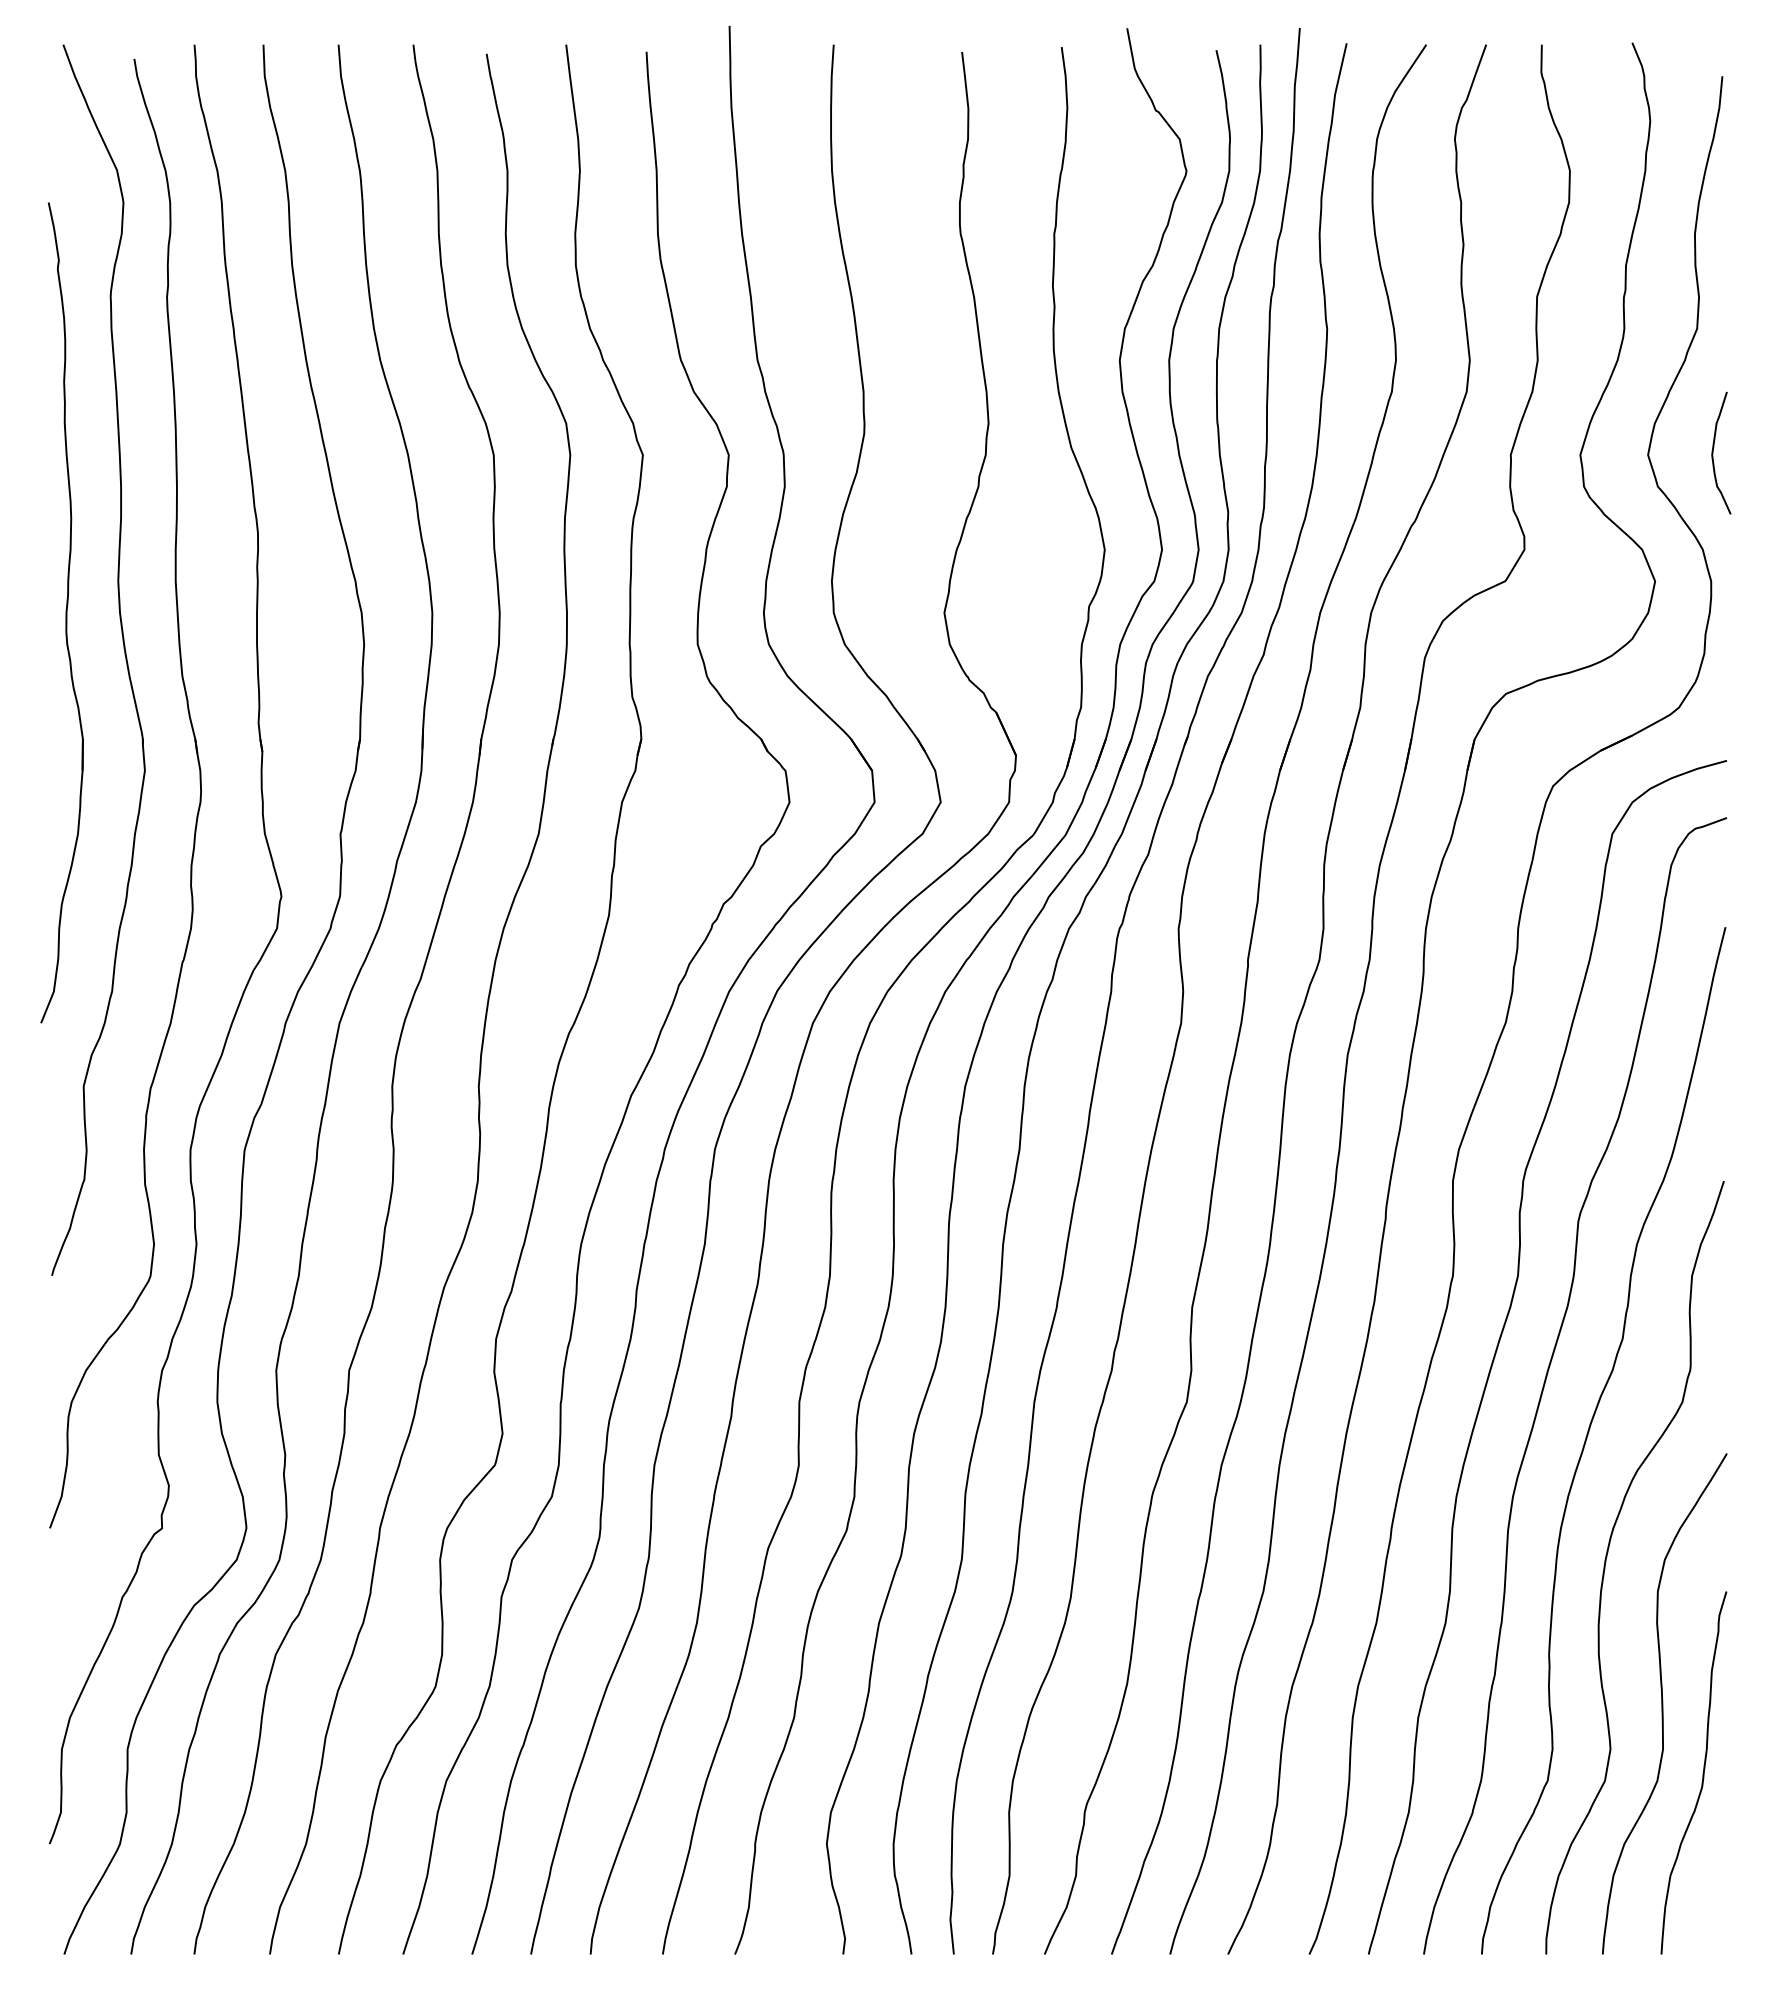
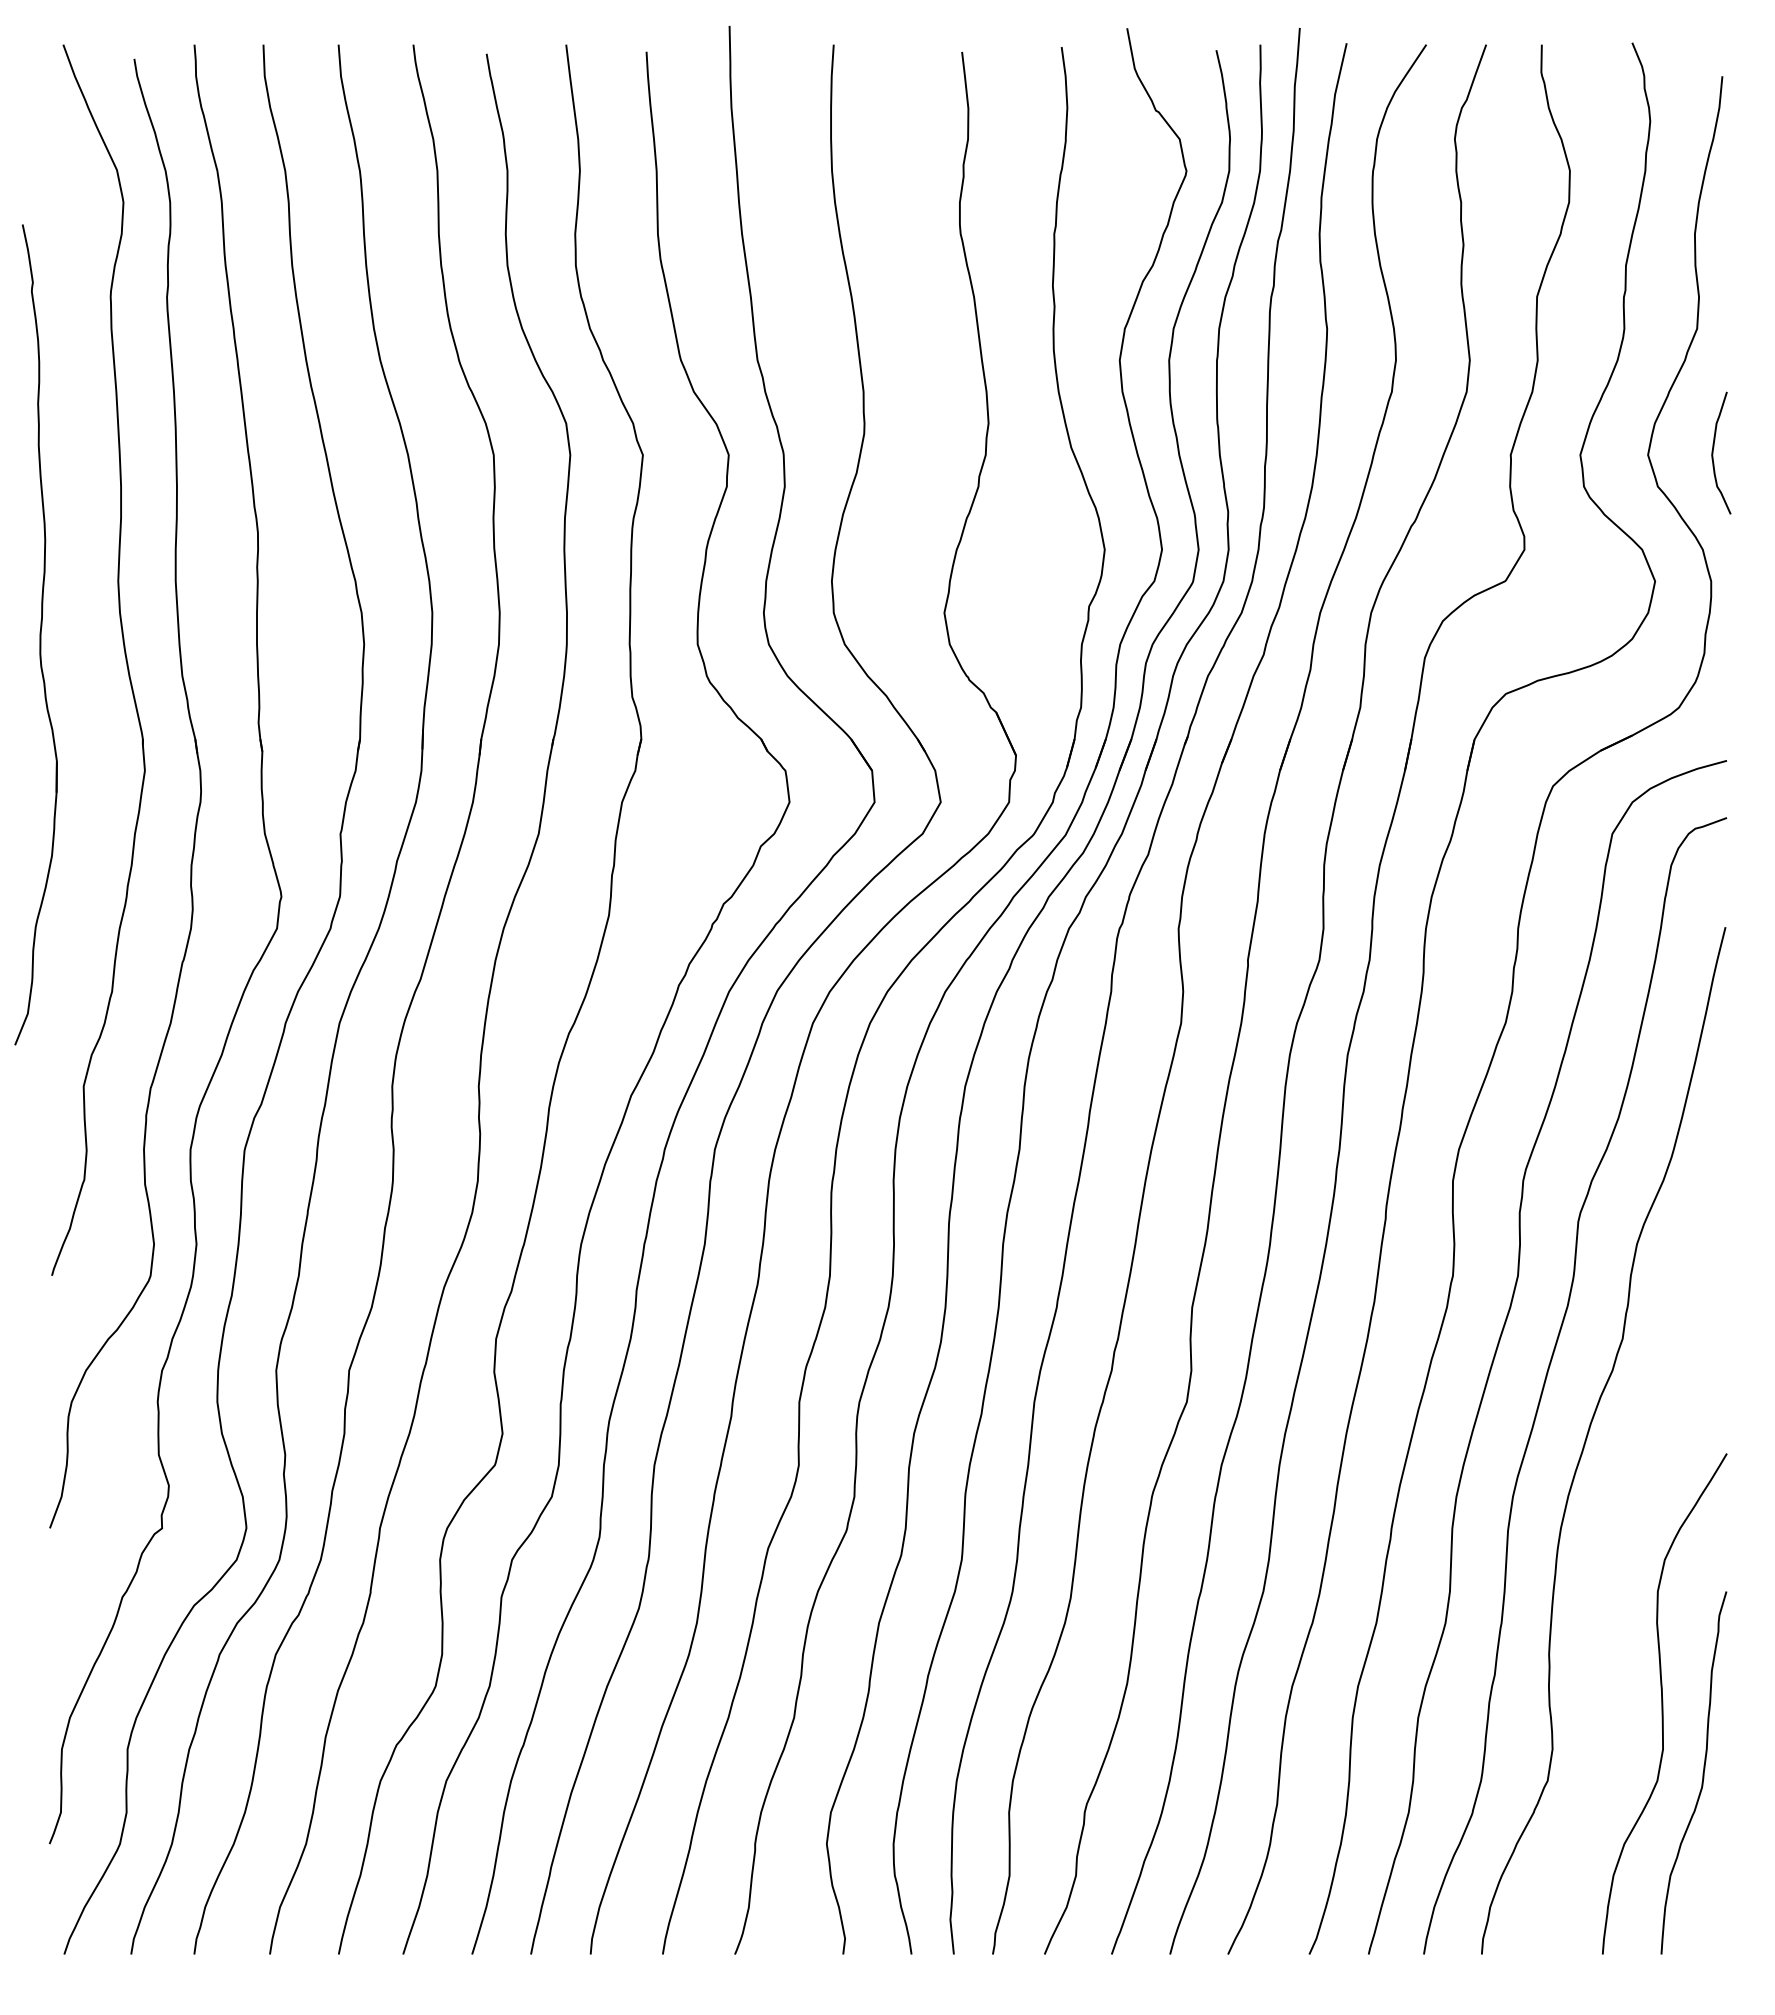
part position: (61, 612) -> (35, 634) (35, 634)
curve: present -> none (1606, 1562)
